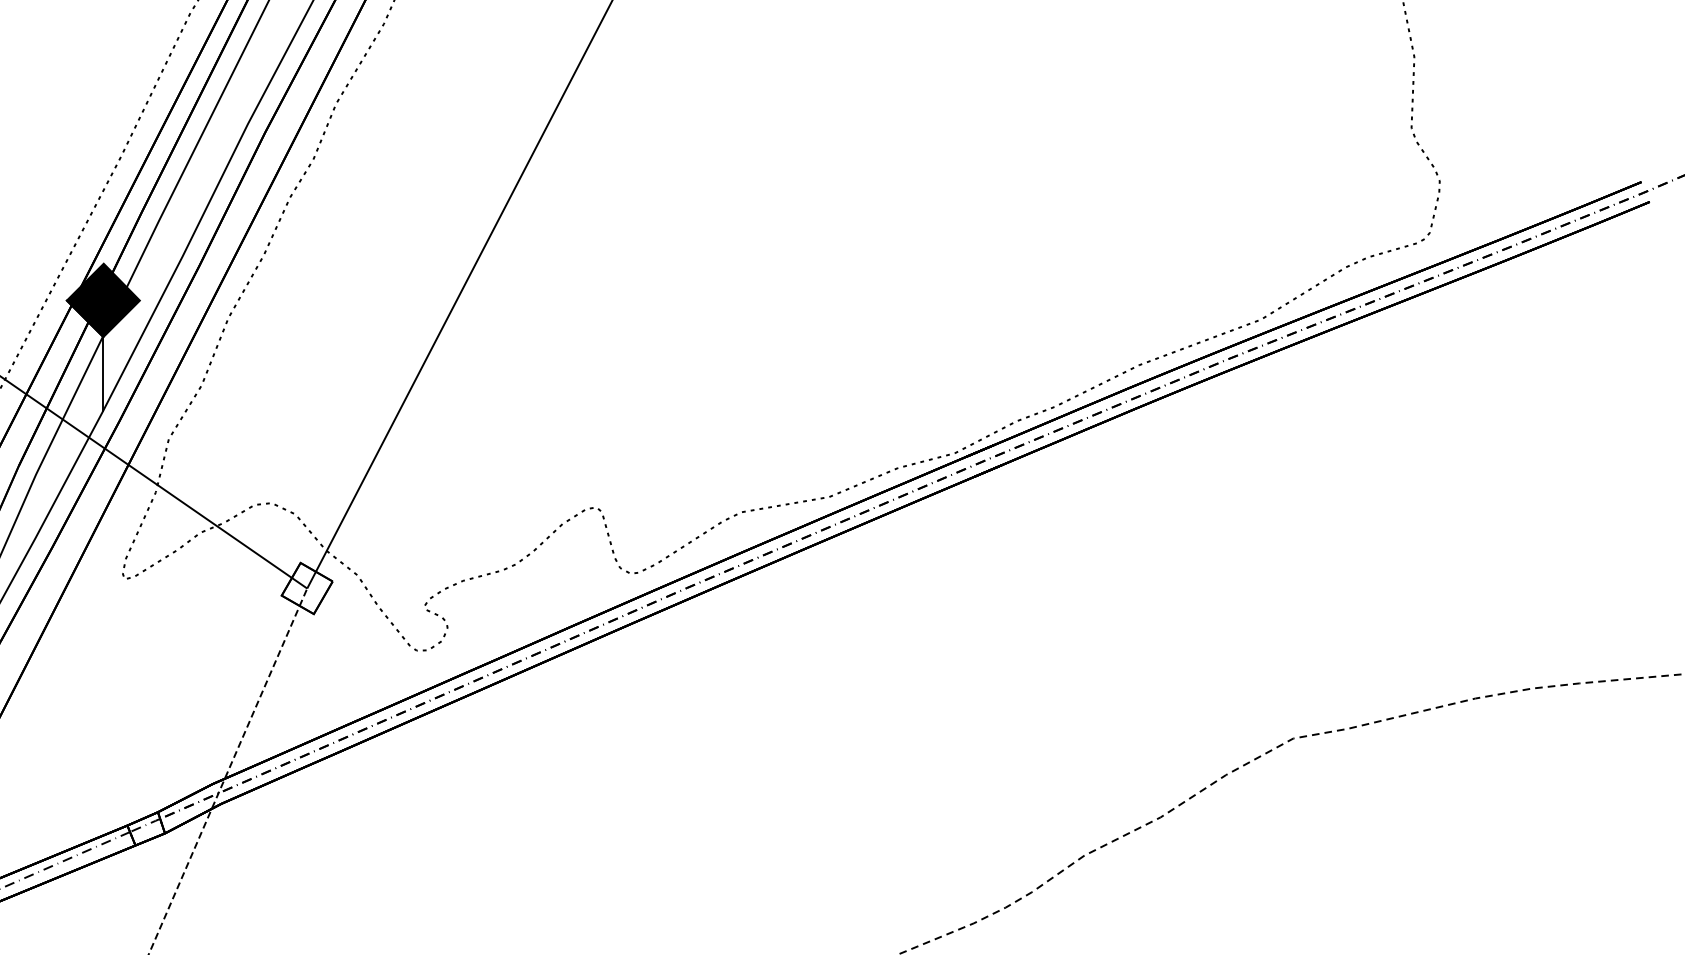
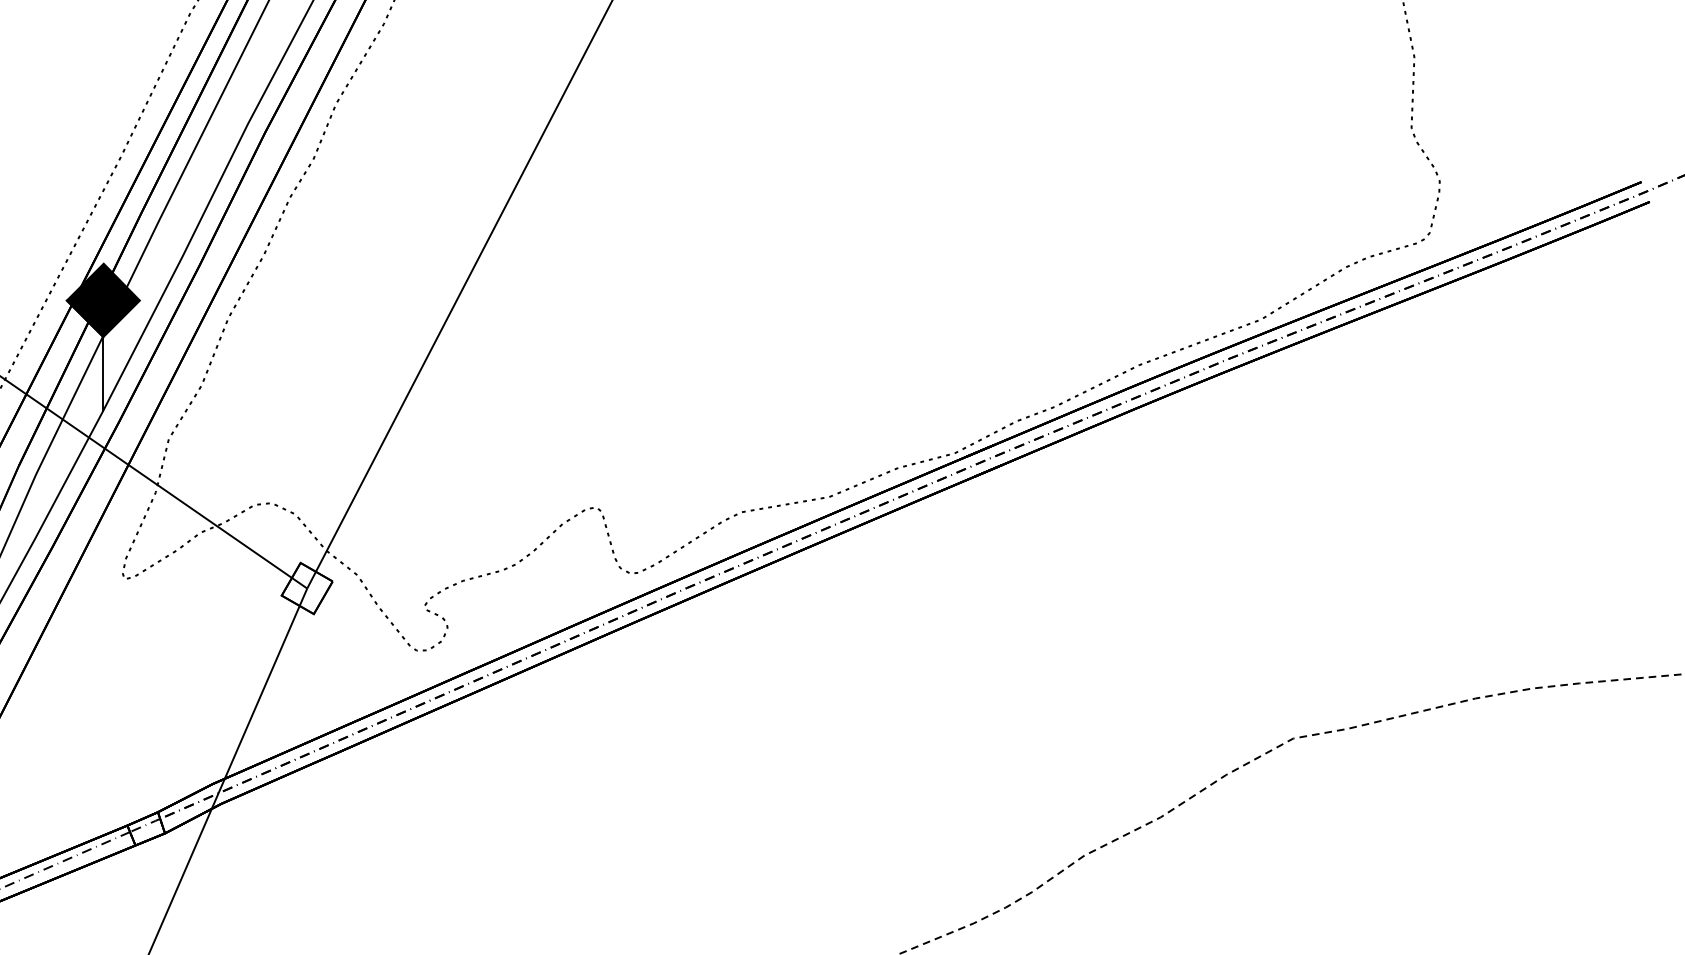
line: dashed -> solid (228, 771)
